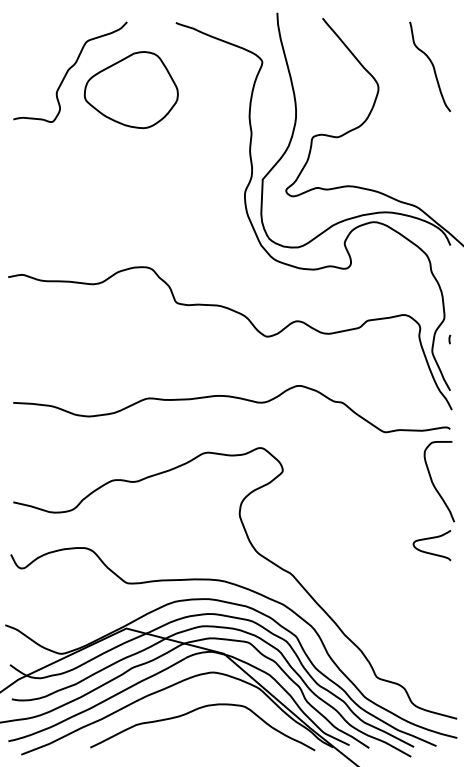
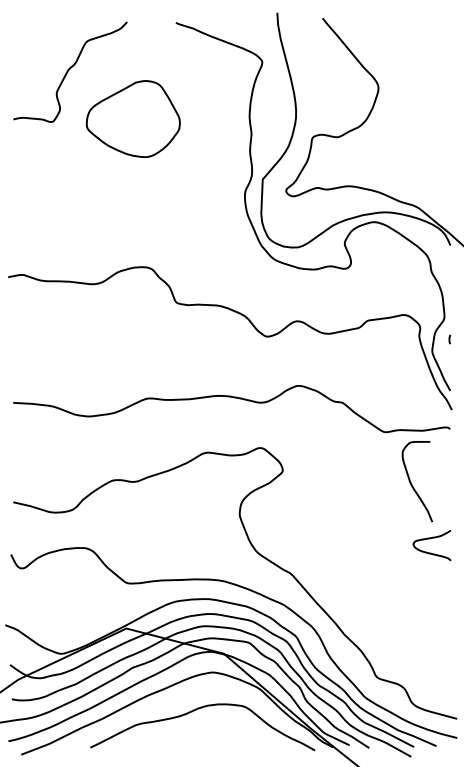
curve: present -> none (432, 66)
part position: (130, 89) -> (132, 118) (132, 118)
curve position: (434, 484) -> (412, 484) (412, 484)
